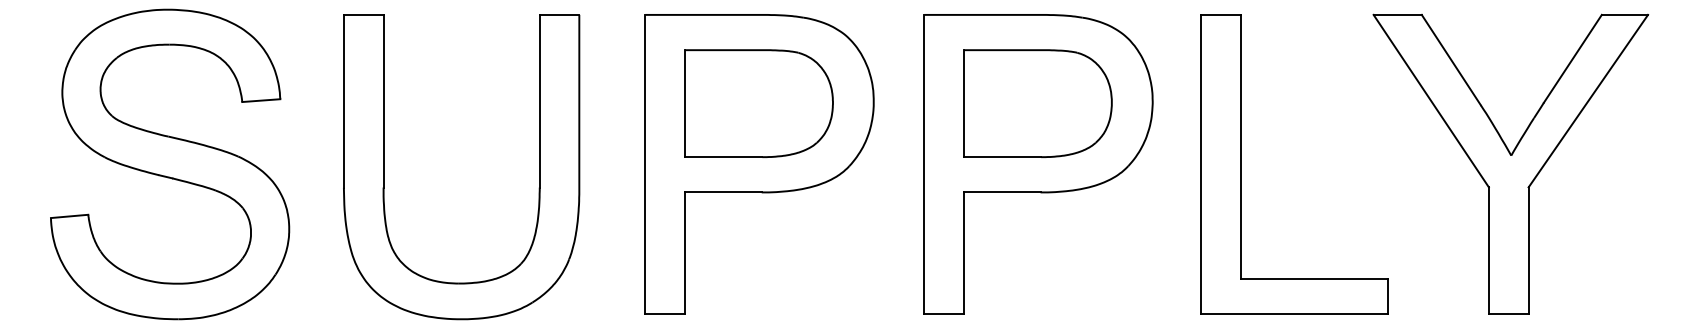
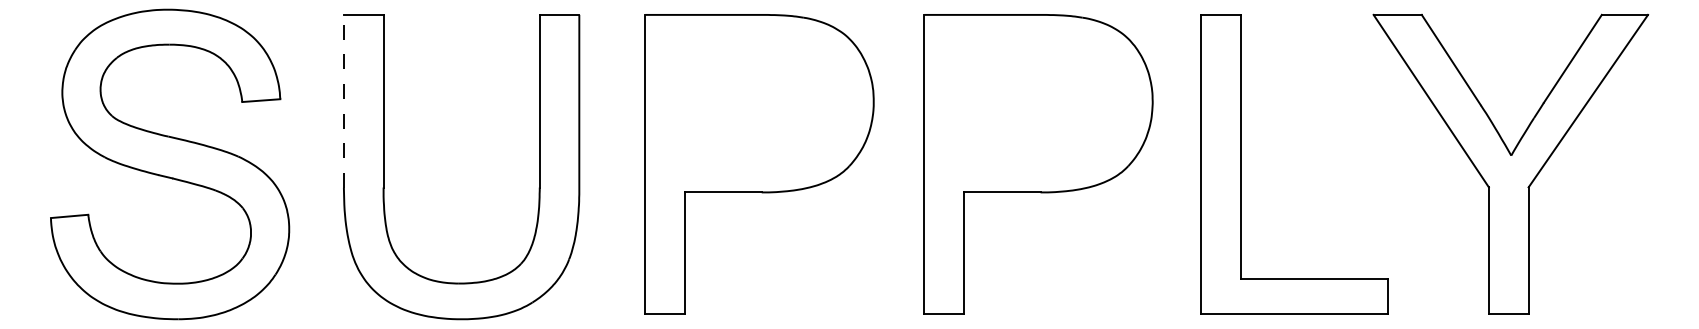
line: solid -> dashed (343, 100)
part: present -> none (758, 103)
part: present -> none (1037, 103)
